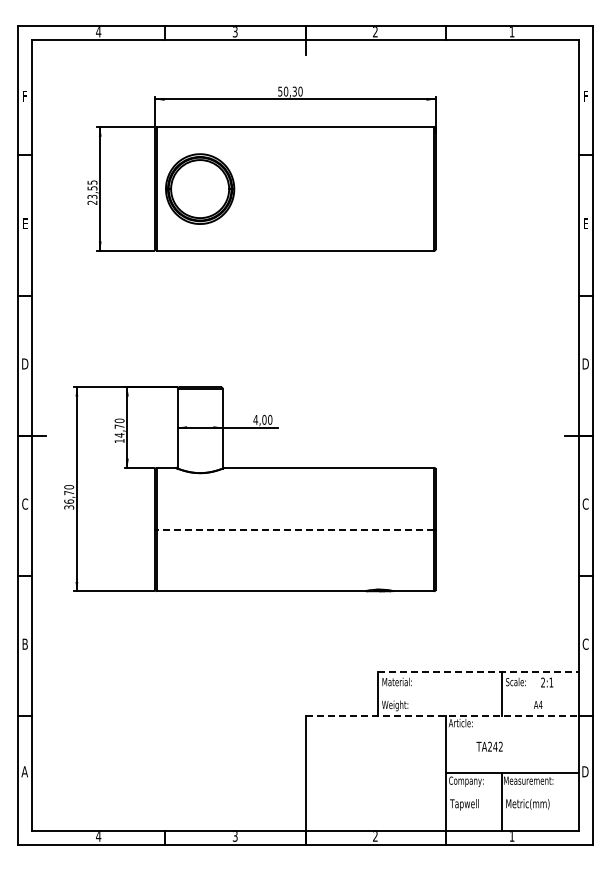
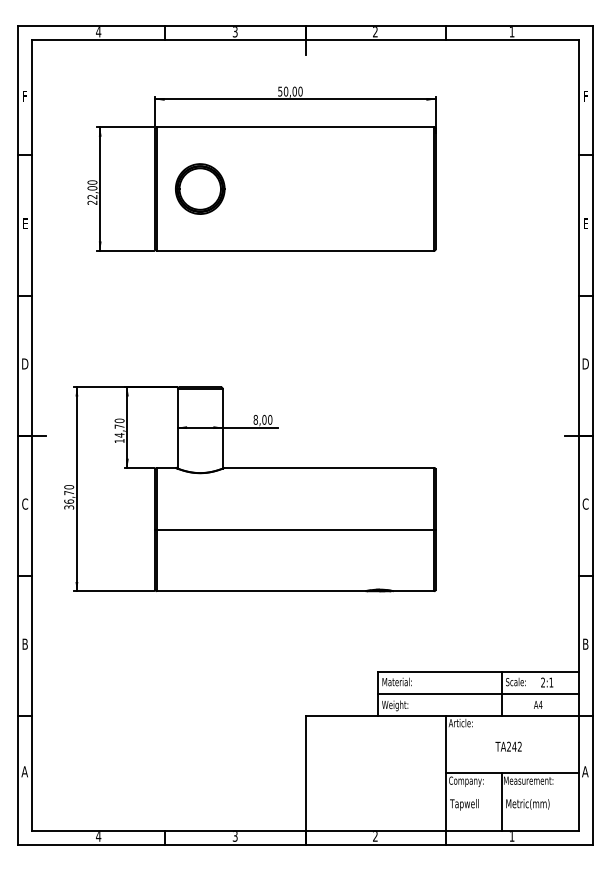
text: 50,30 -> 50,00 (294, 91)
part size: 71x72 px -> 51x52 px (200, 188)
text: 23,55 -> 22,00 (92, 189)
text: 4,00 -> 8,00 (255, 419)
line: dashed -> solid (295, 529)
text: C -> B (585, 643)
line: dashed -> solid (478, 671)
line: none -> present (478, 693)
line: dashed -> solid (442, 715)
text position: (489, 746) -> (508, 746) (508, 746)
text: D -> A (585, 771)
